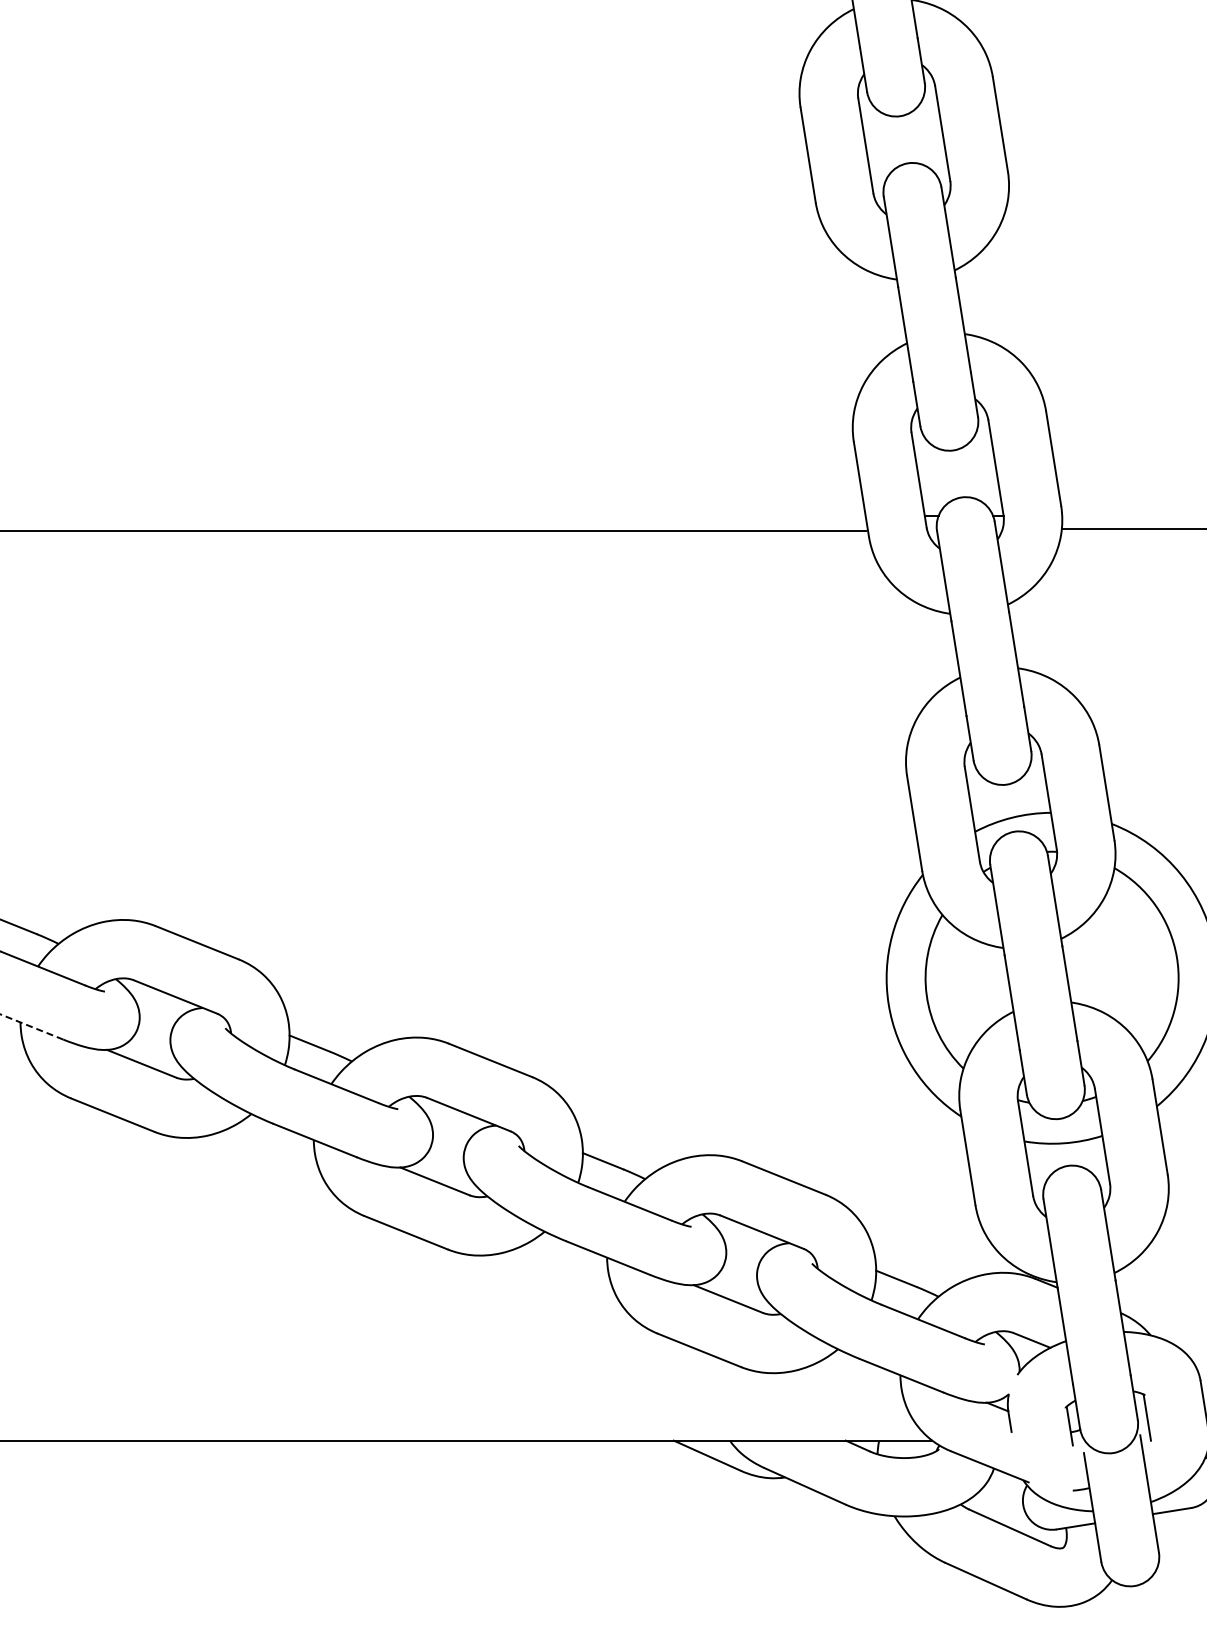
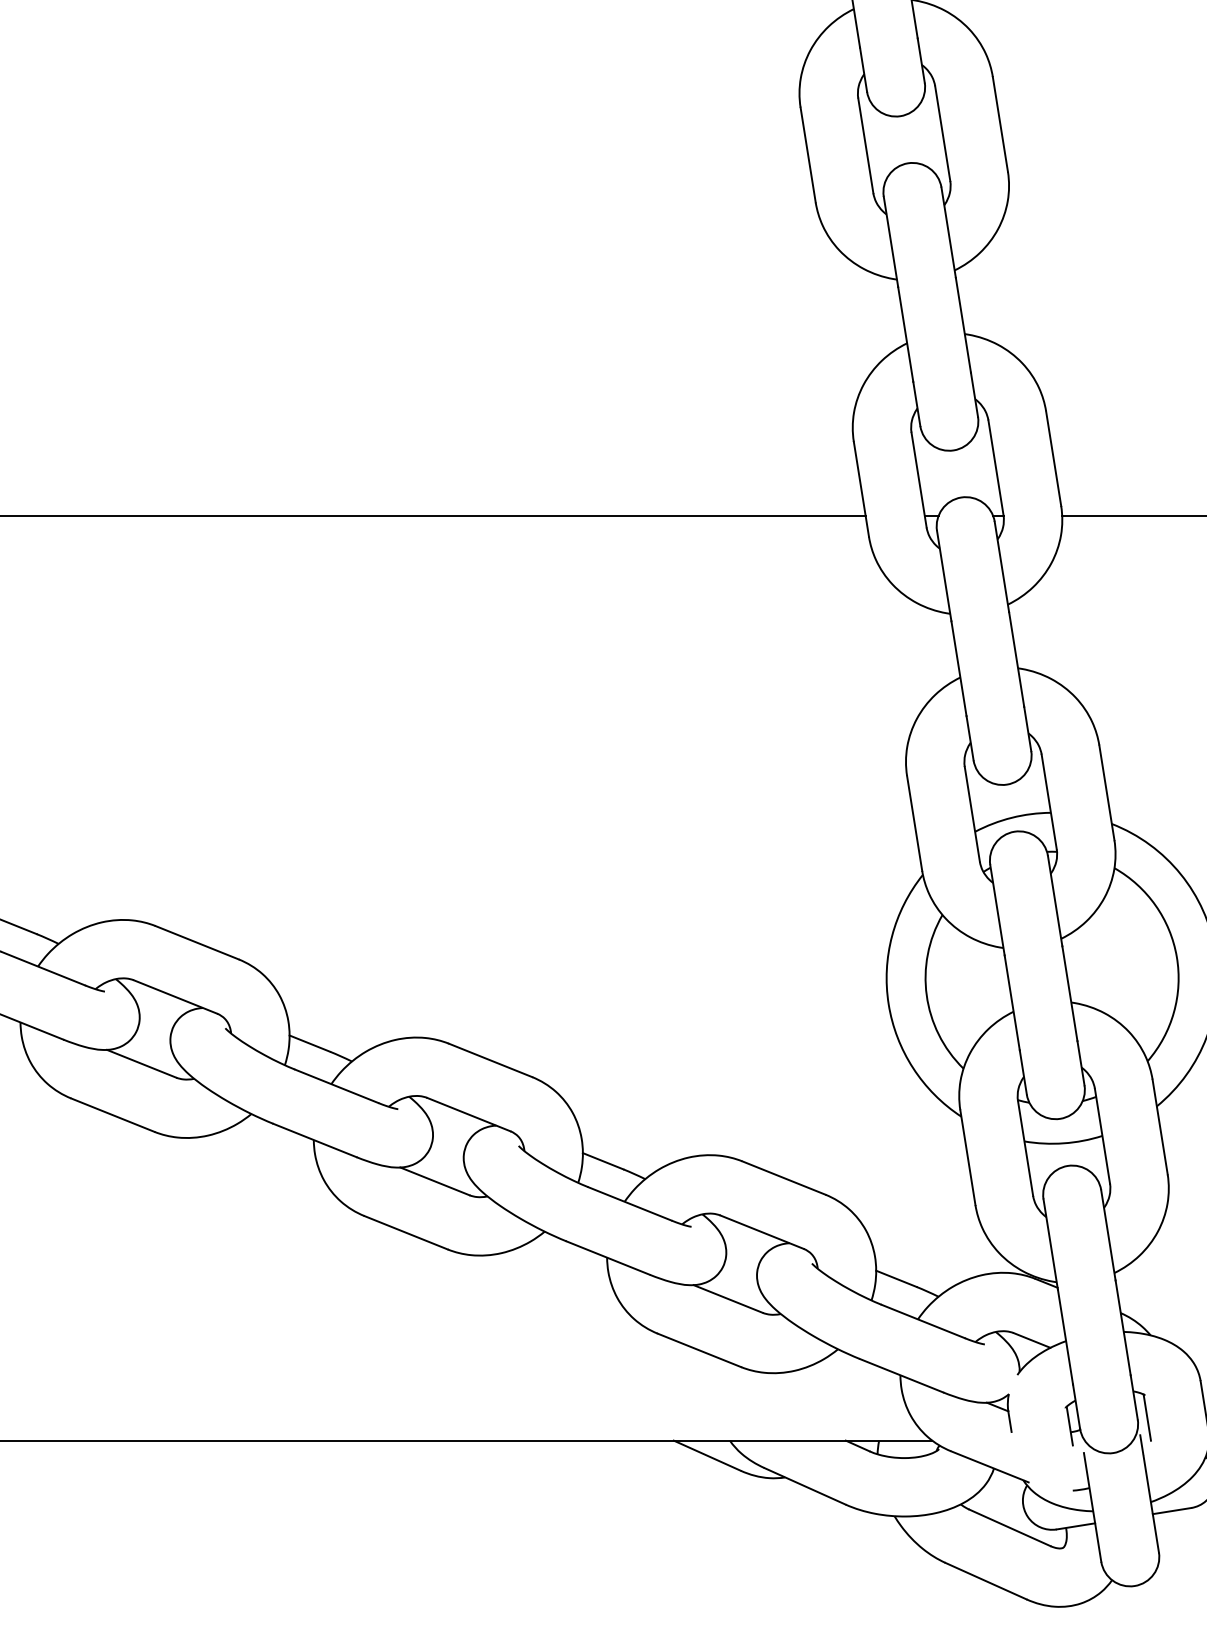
line position: (1132, 528) -> (1132, 515) (1132, 515)
line position: (433, 530) -> (433, 515) (433, 515)
line: dashed -> solid (31, 1026)
